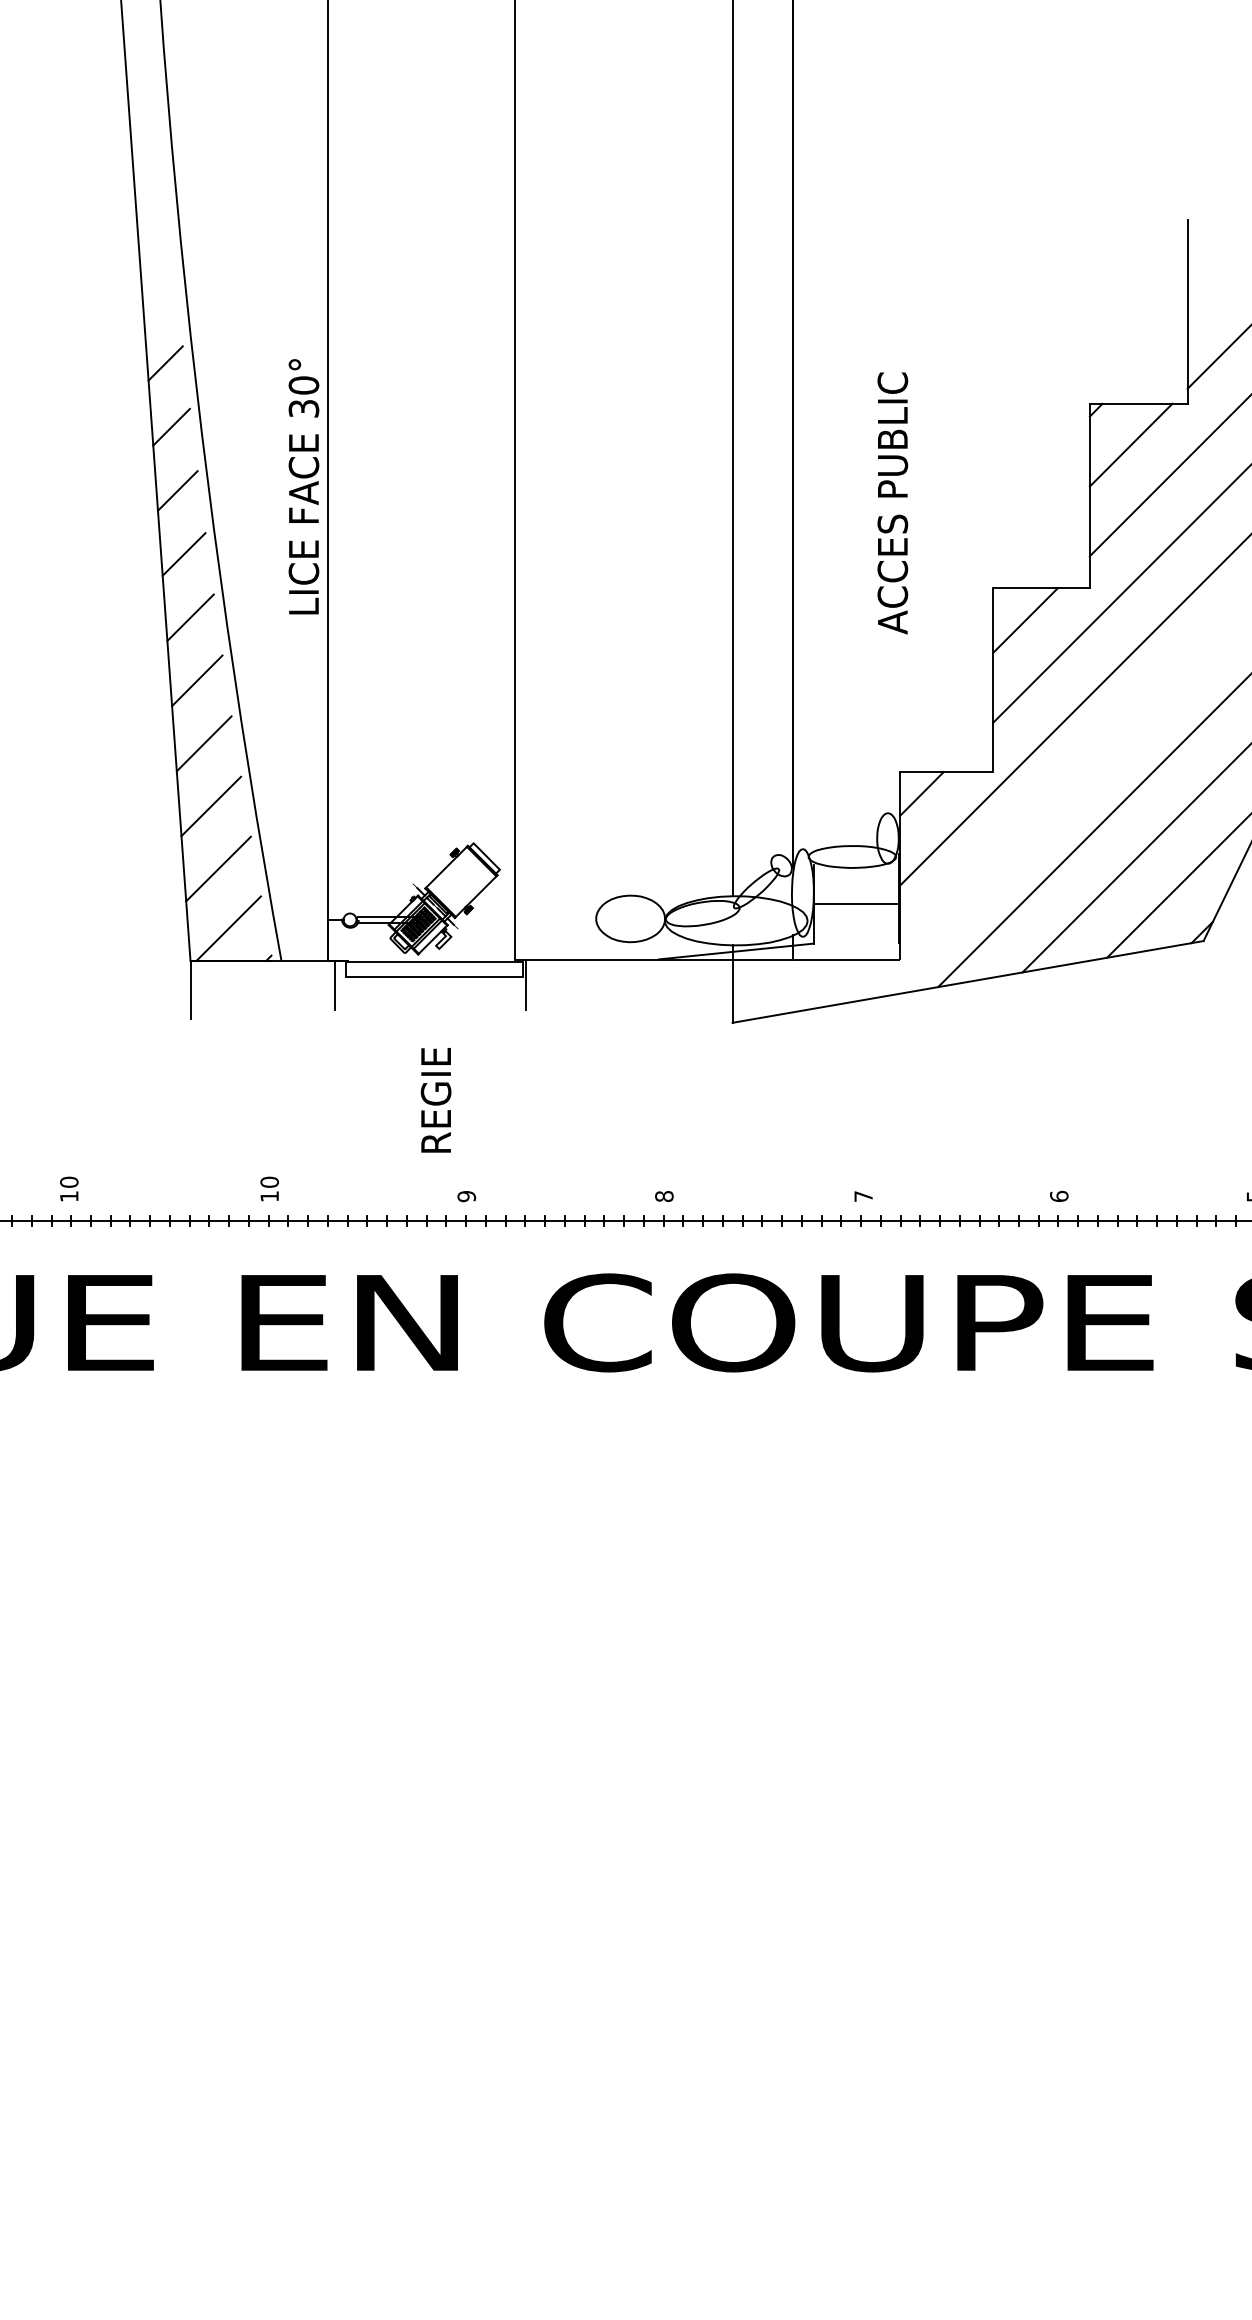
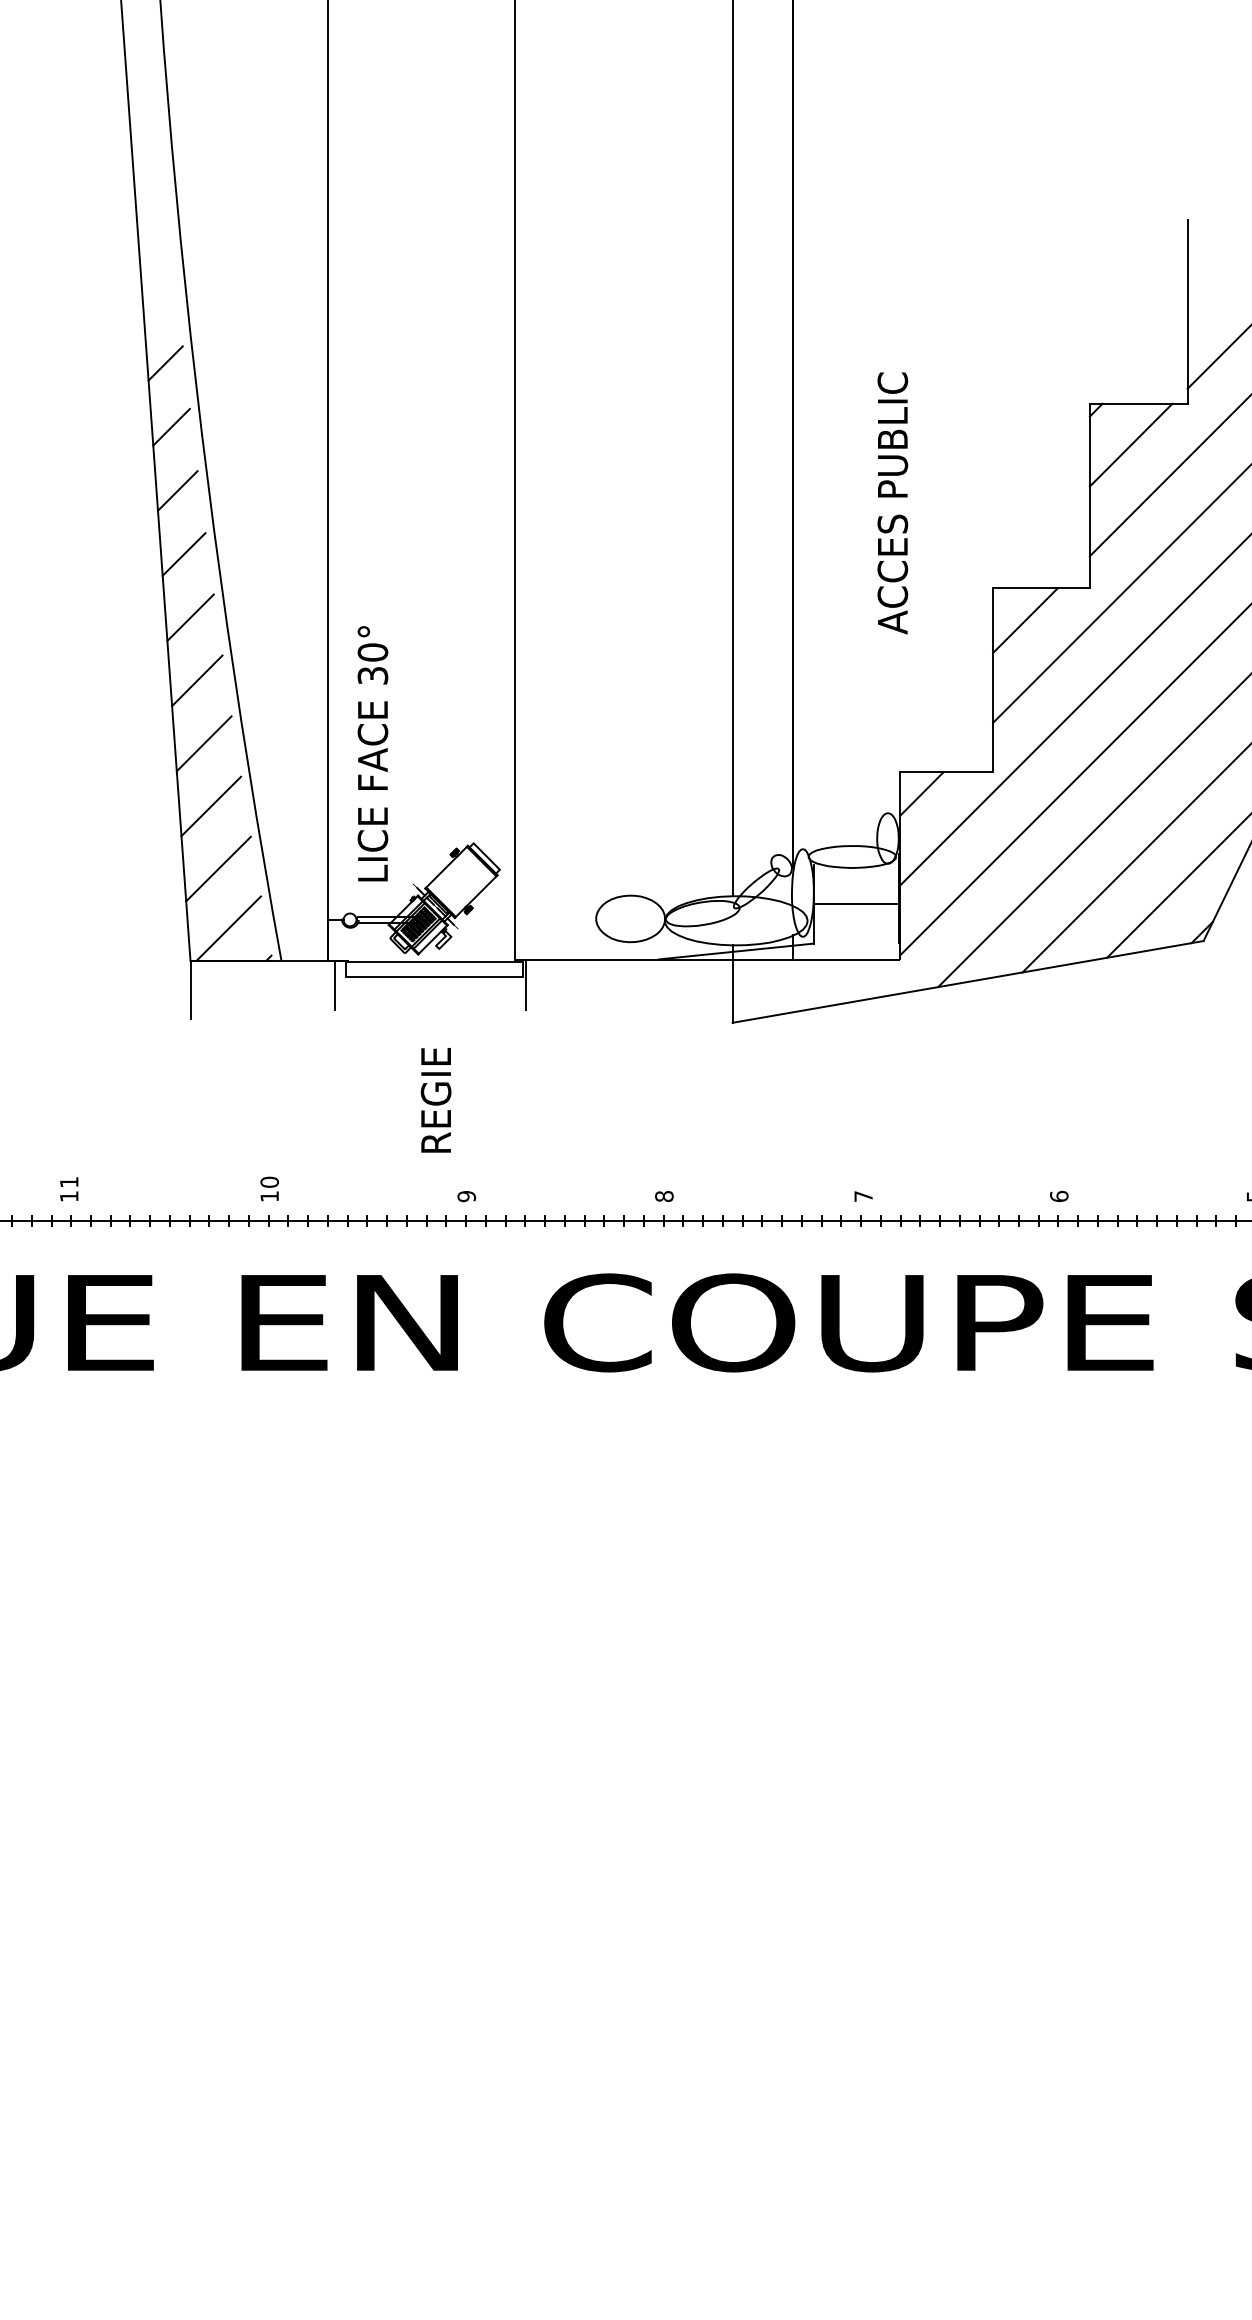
text position: (303, 486) -> (372, 753) (372, 753)
line: none -> present (1074, 781)
text: 10 -> 11 (69, 1181)
